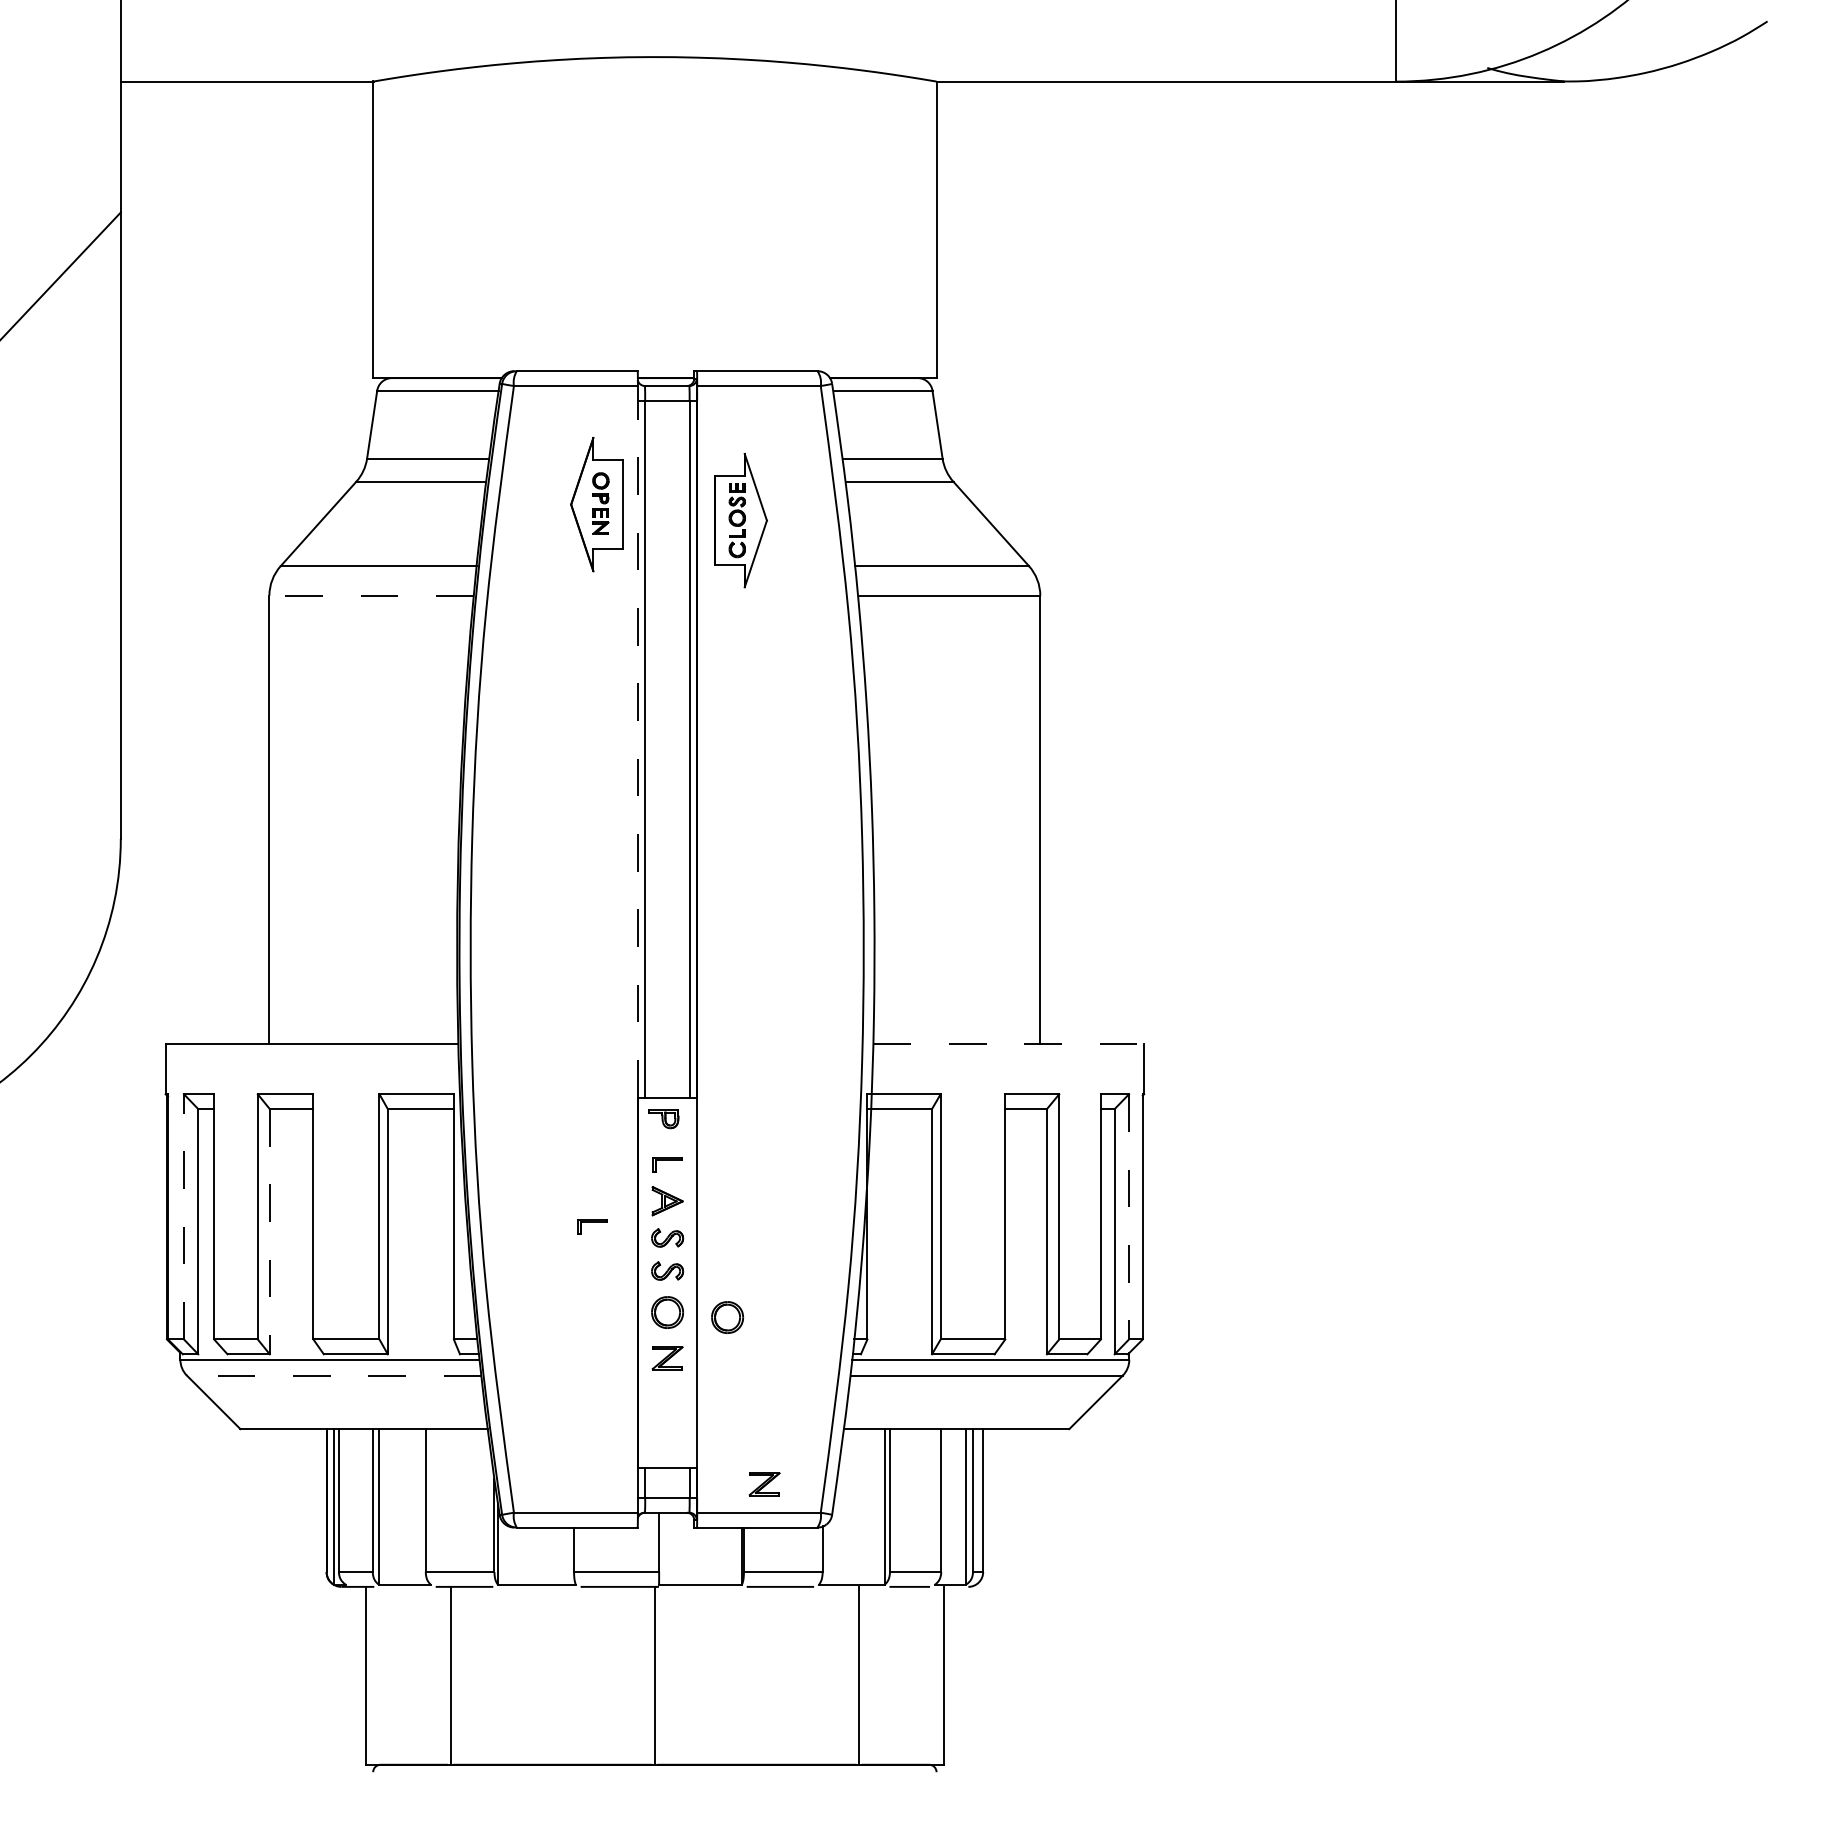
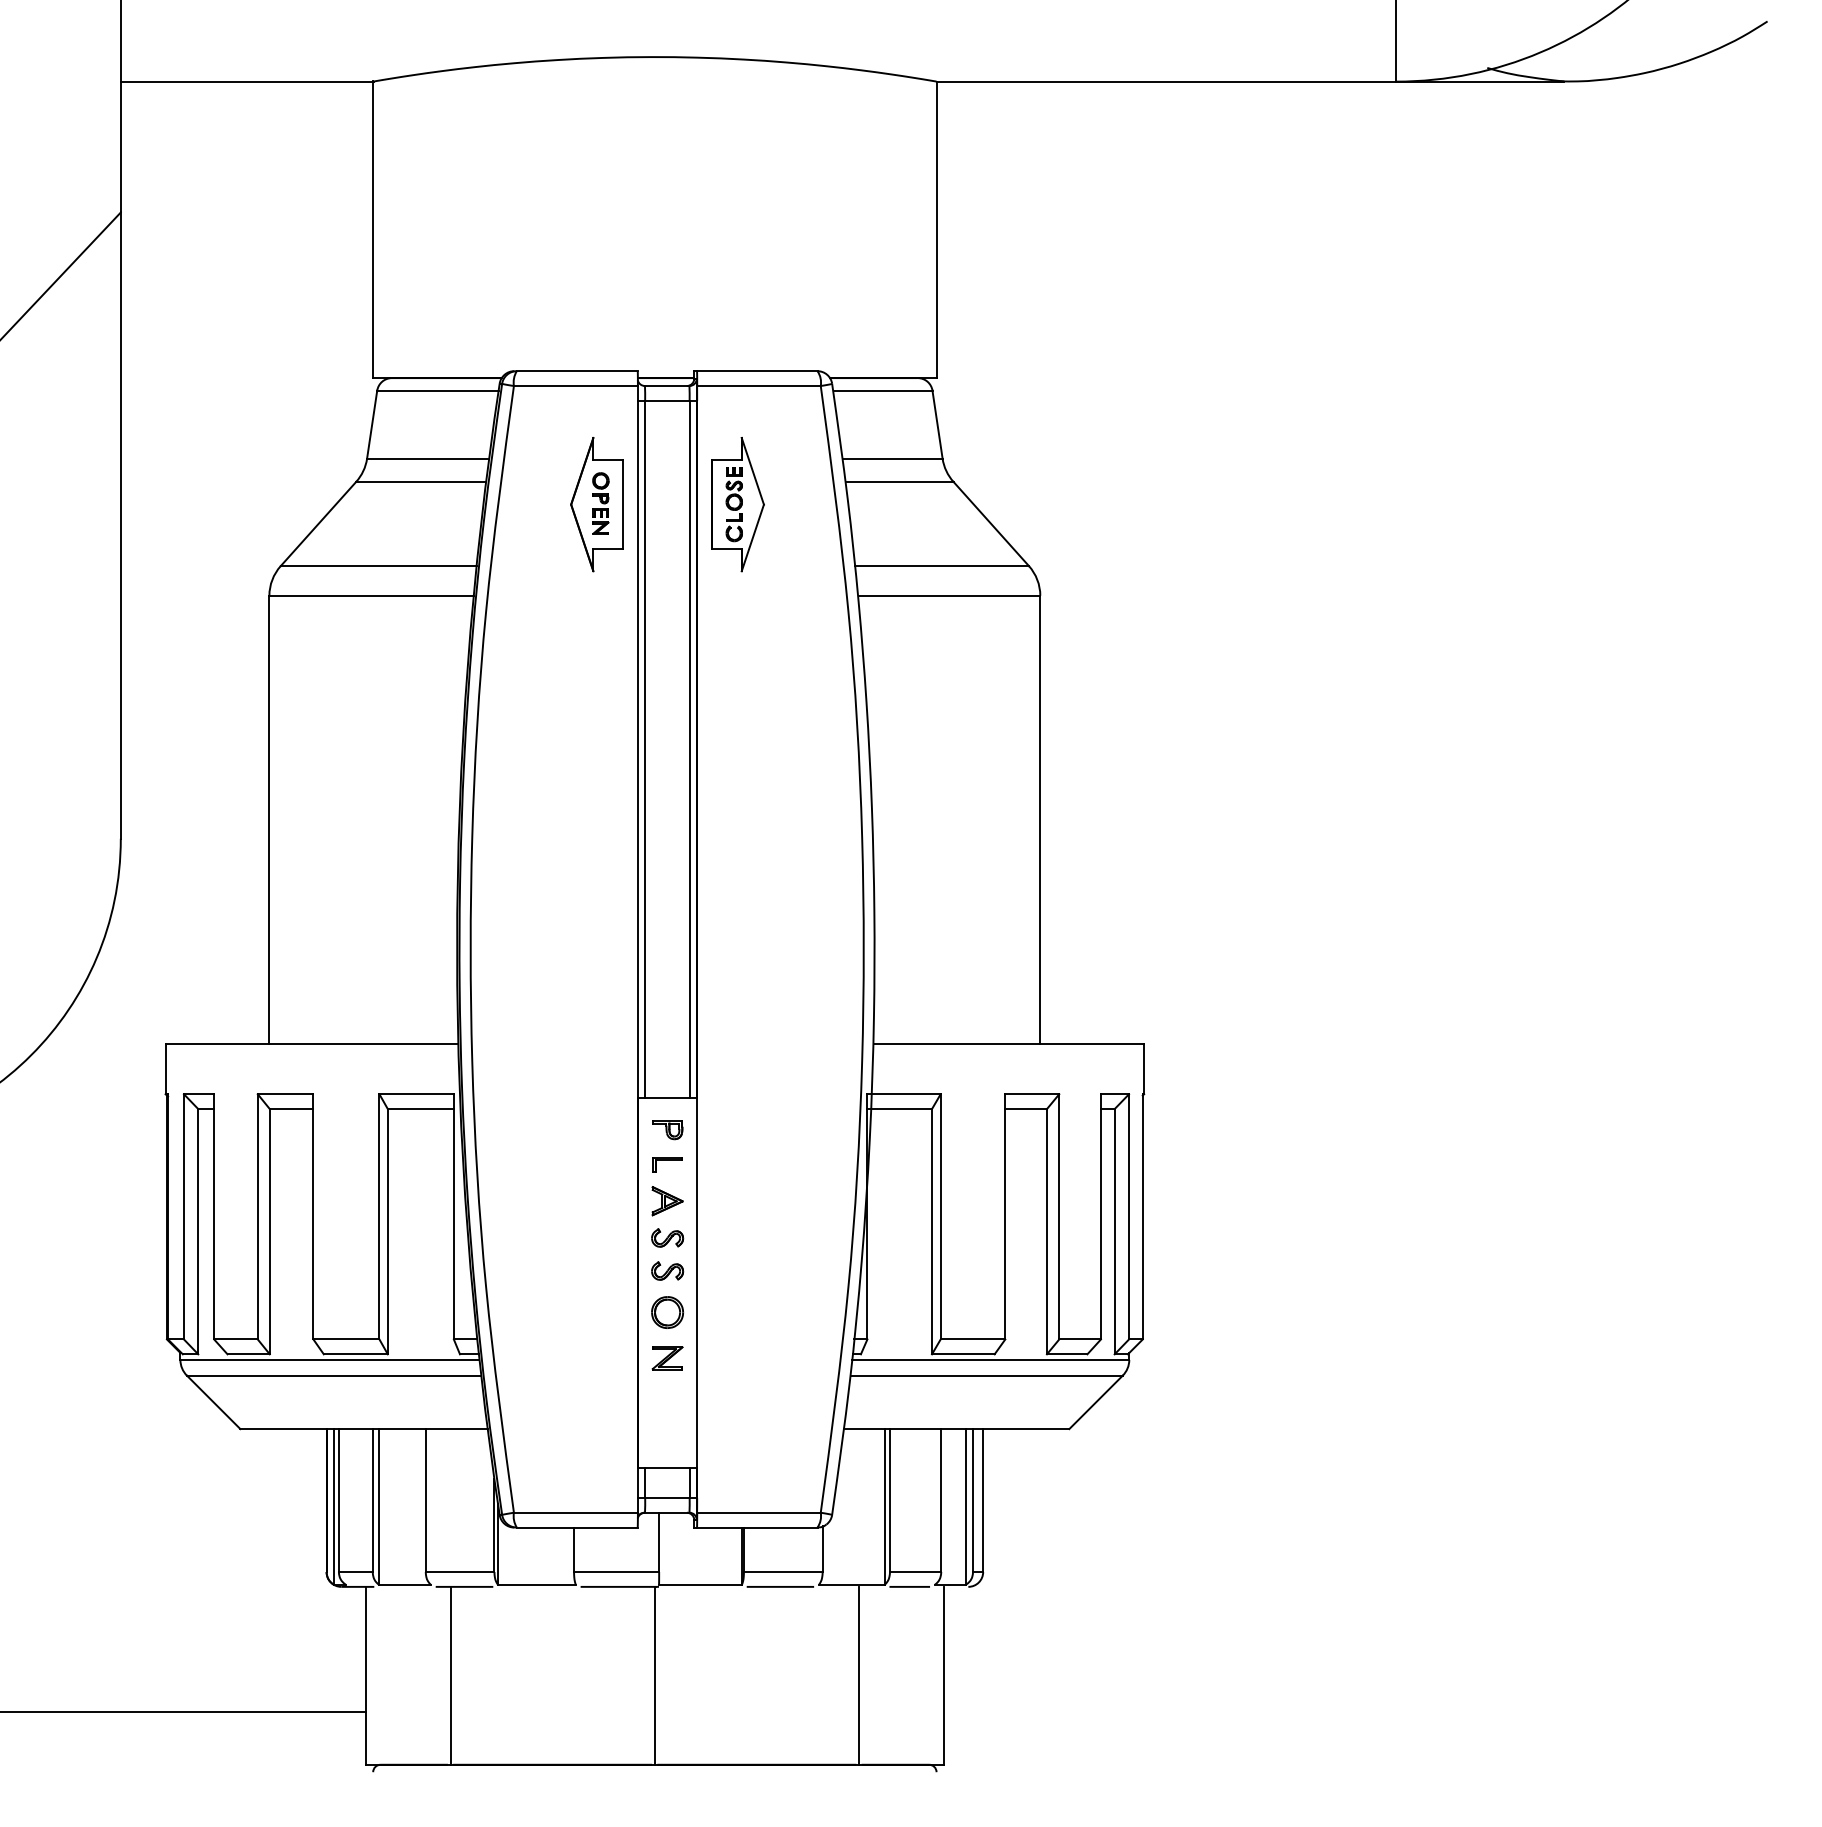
part position: (740, 520) -> (737, 504) (737, 504)
line: dashed -> solid (371, 595)
line: dashed -> solid (637, 741)
line: dashed -> solid (1009, 1043)
part position: (663, 1119) -> (667, 1130) (667, 1130)
line: dashed -> solid (184, 1216)
line: dashed -> solid (1129, 1216)
part: present -> none (592, 1226)
line: dashed -> solid (269, 1231)
part: present -> none (727, 1317)
line: dashed -> solid (333, 1375)
part: present -> none (764, 1484)
line: none -> present (184, 1712)
